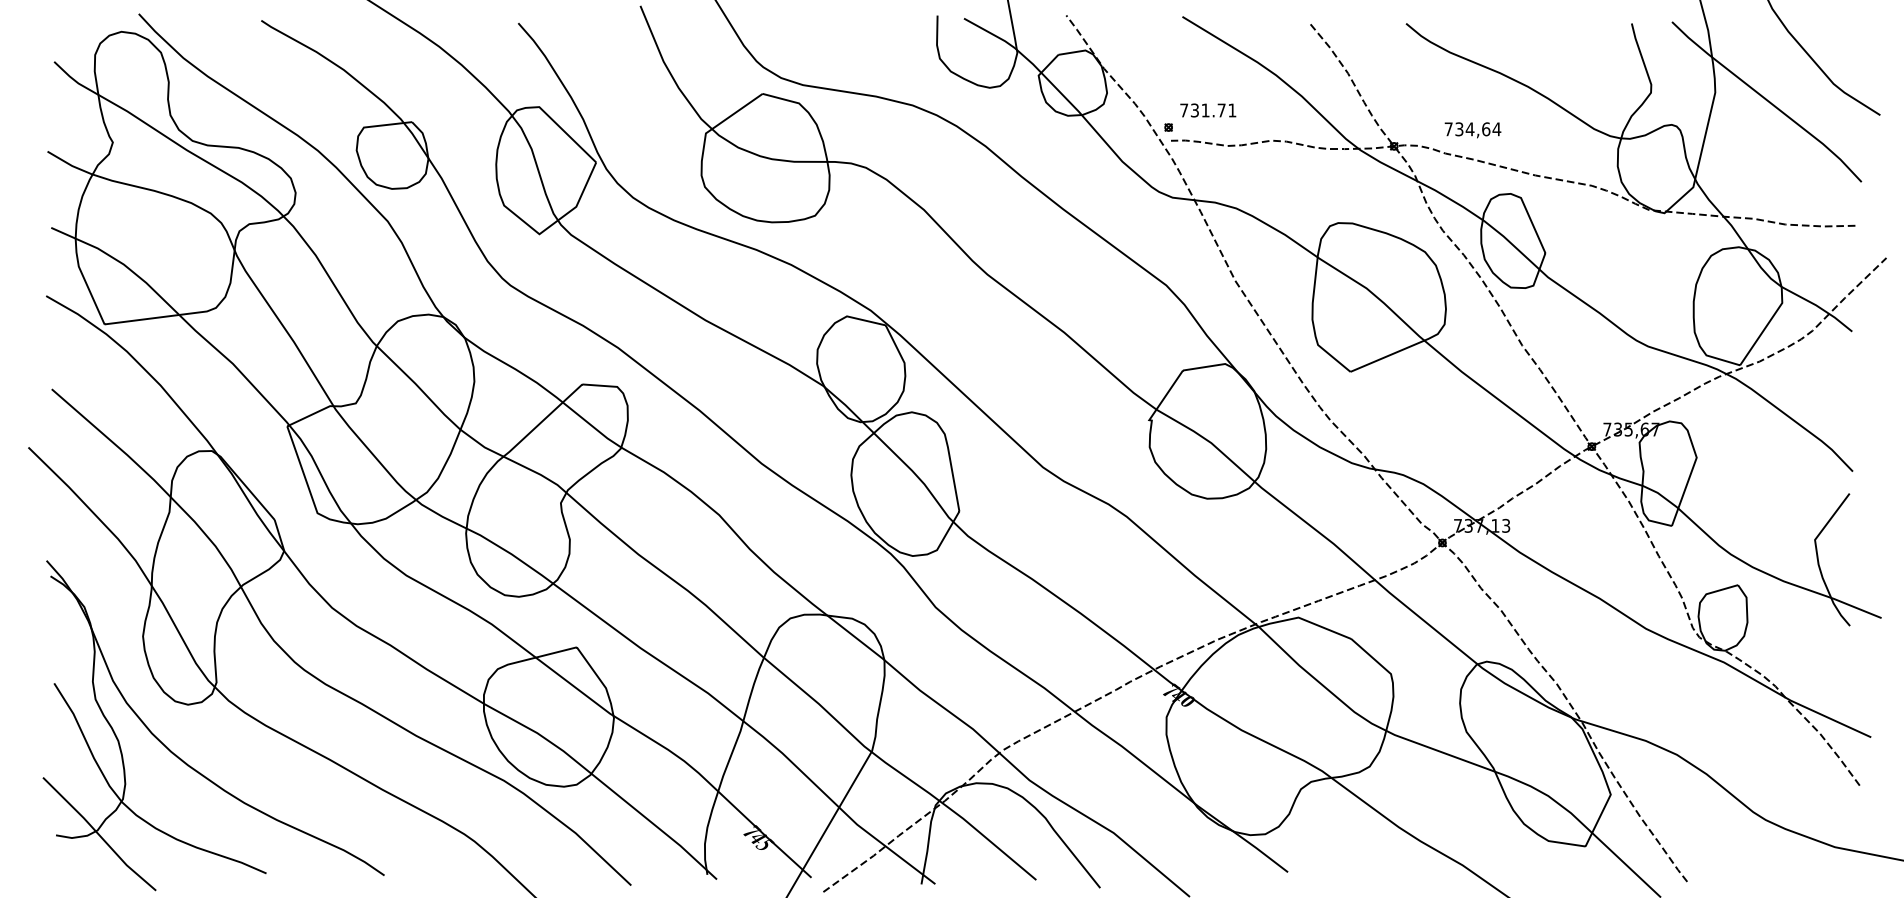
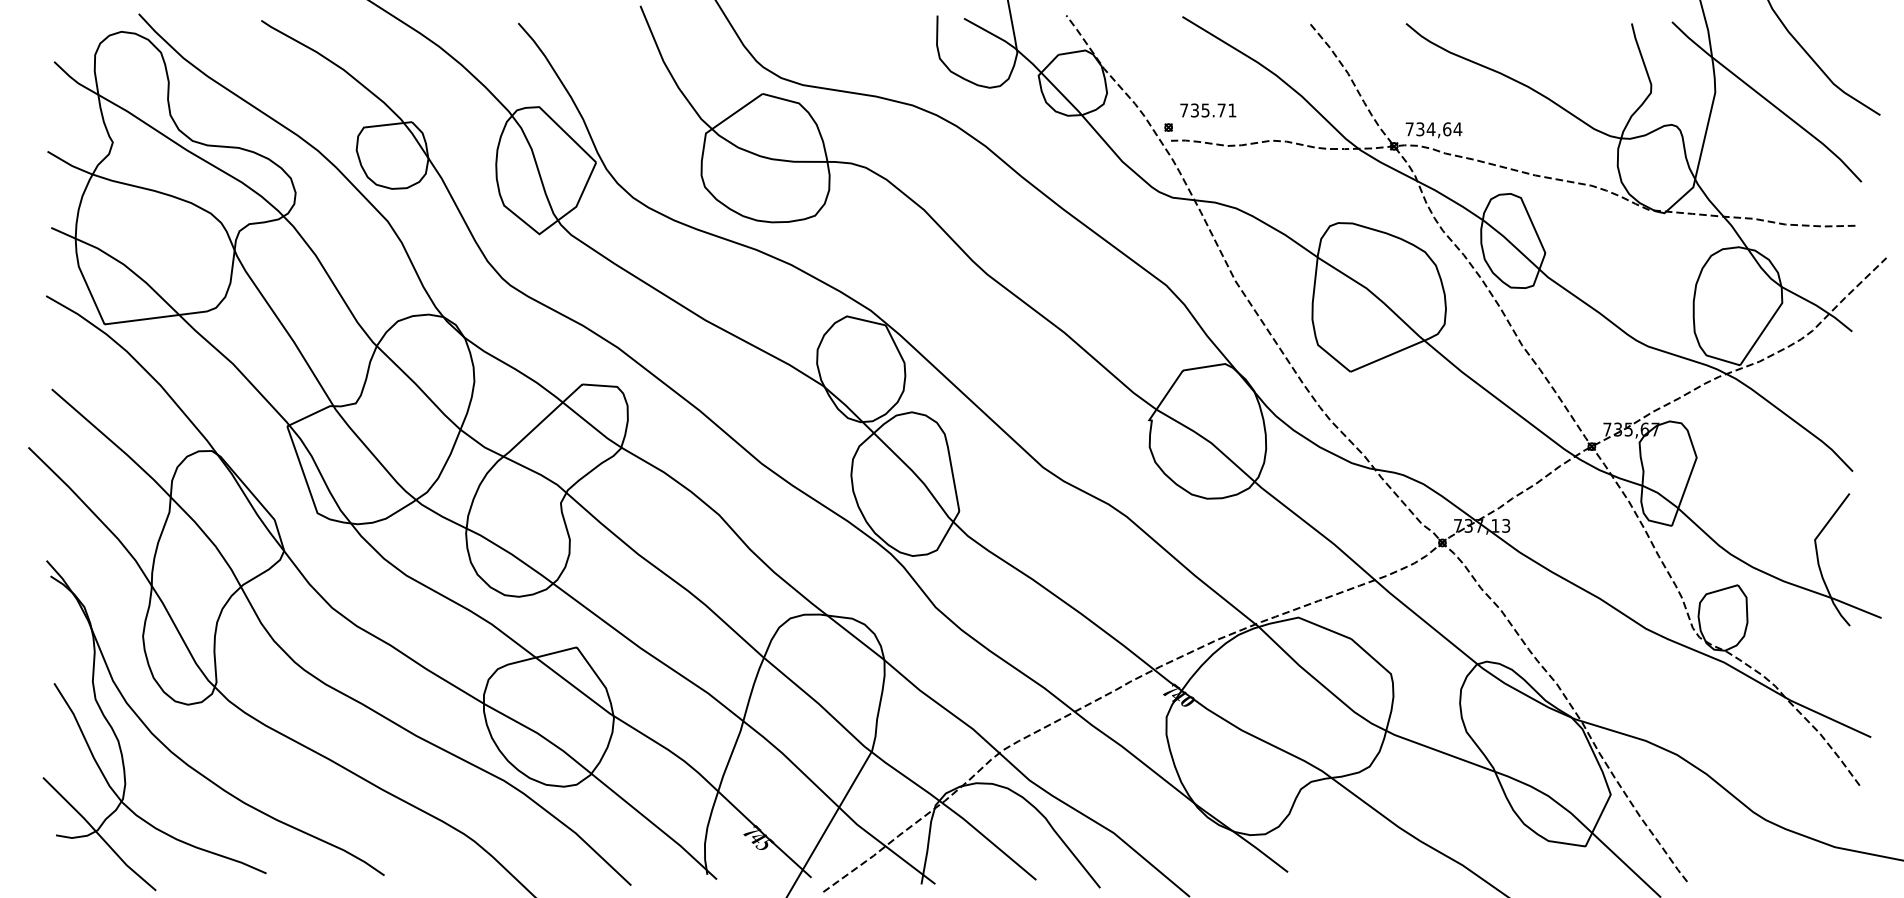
text: 731.71 -> 735.71 (1205, 110)
text position: (1472, 130) -> (1433, 130) (1433, 130)
